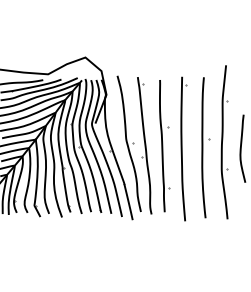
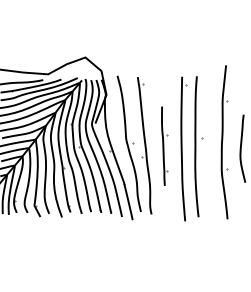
part size: 12x133 px -> 8x80 px (164, 145)
part position: (205, 147) -> (198, 146) (198, 146)
